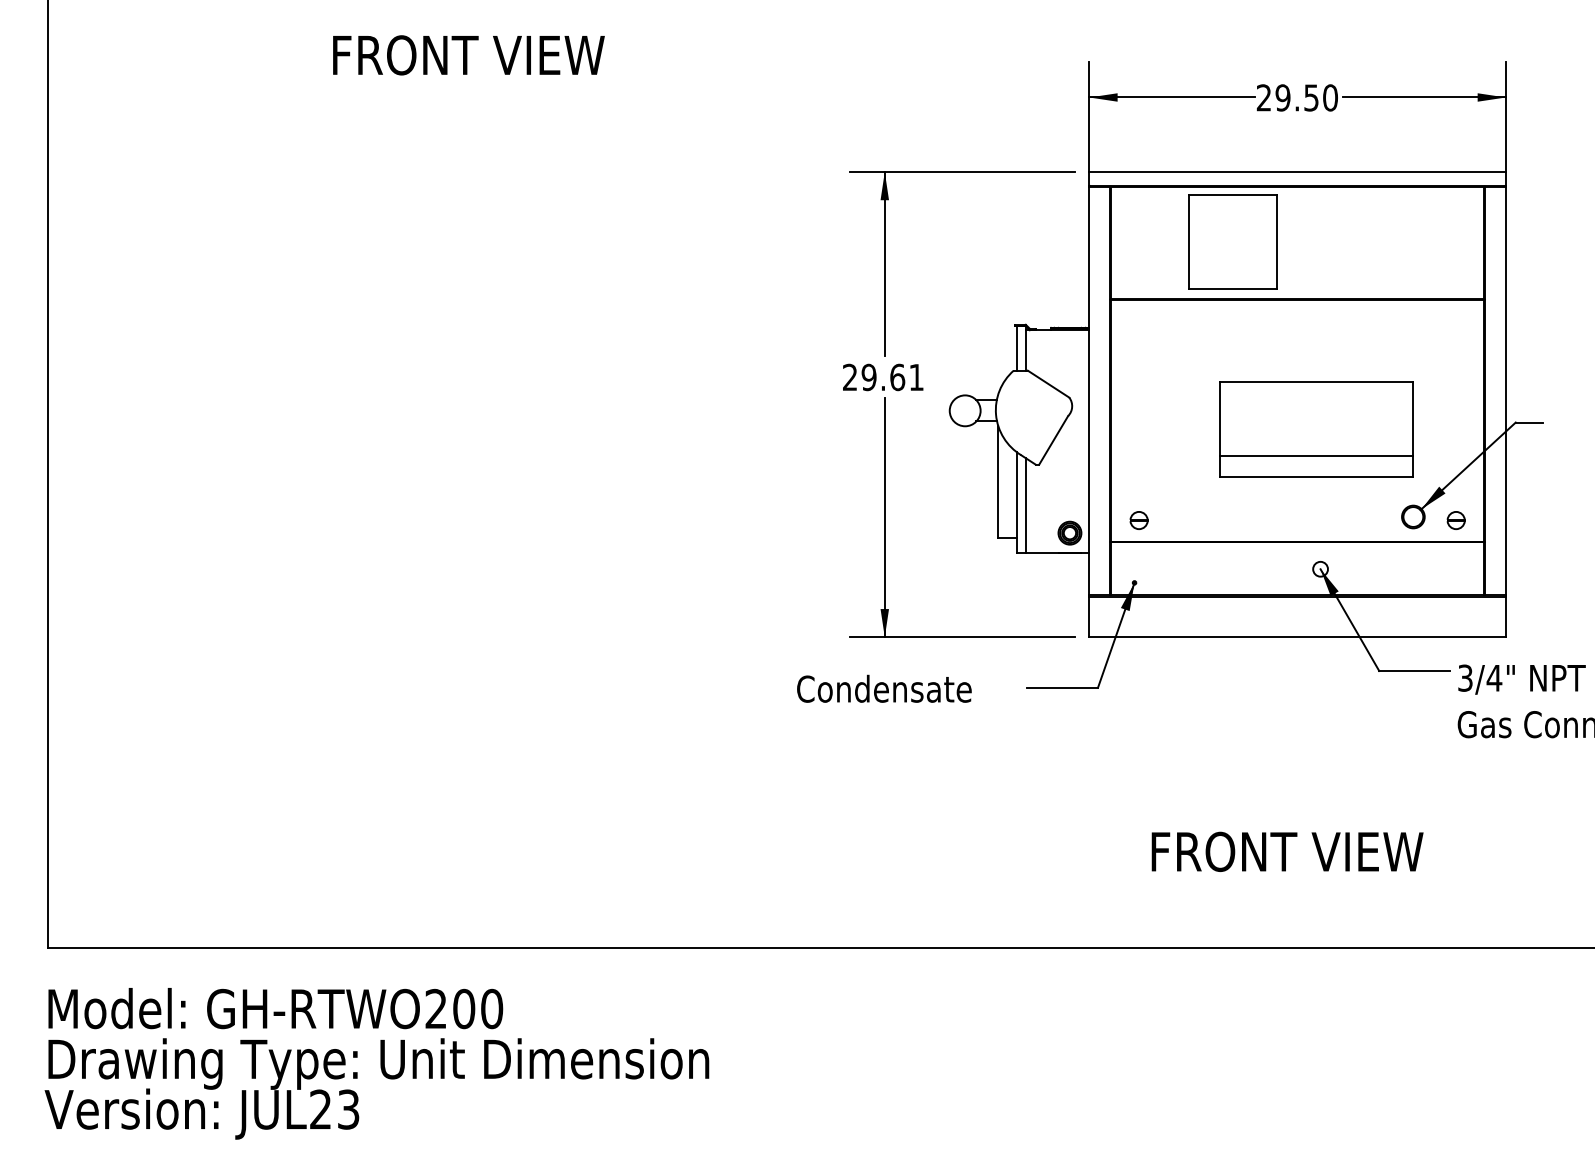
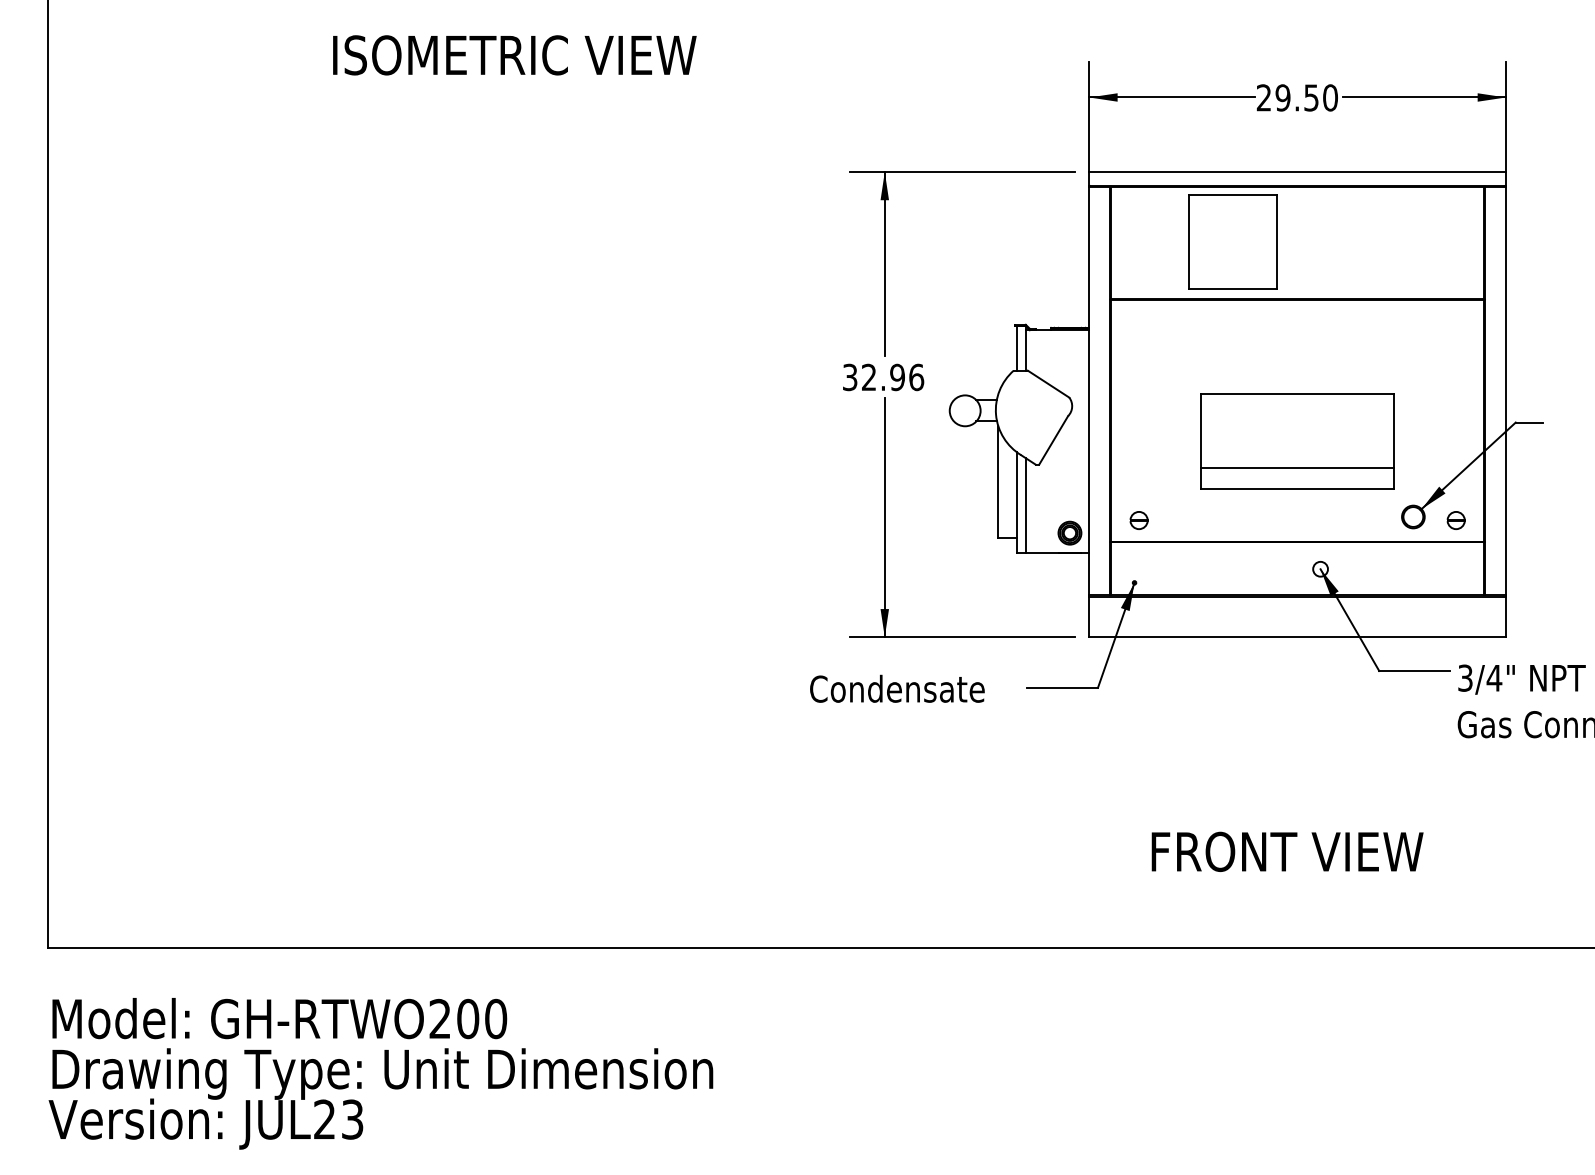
text: FRONT VIEW -> ISOMETRIC VIEW (516, 55)
text: 29.61 -> 32.96 (883, 377)
part position: (1316, 429) -> (1297, 441) (1297, 441)
text position: (884, 688) -> (897, 688) (897, 688)
text position: (376, 1063) -> (380, 1073) (380, 1073)
